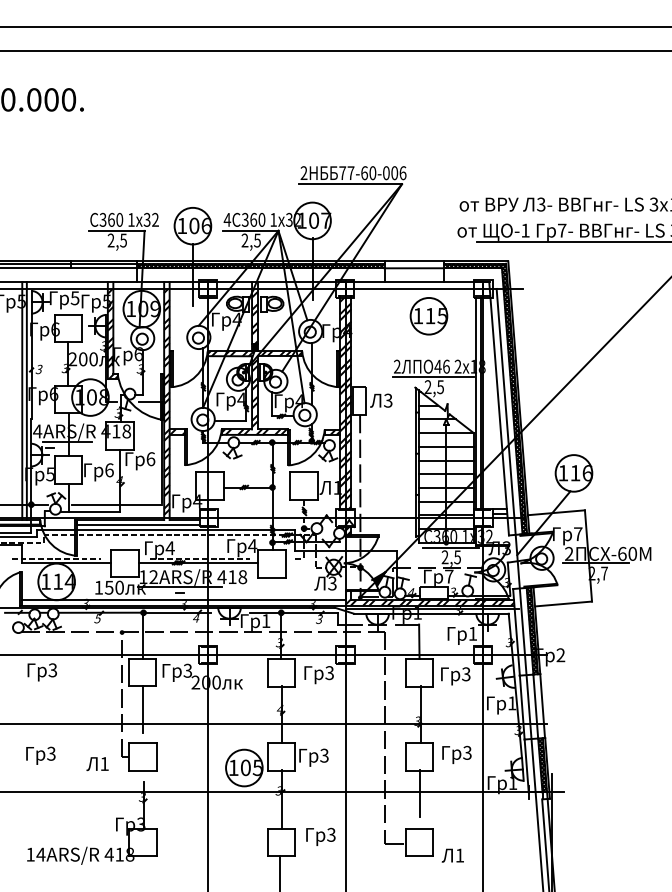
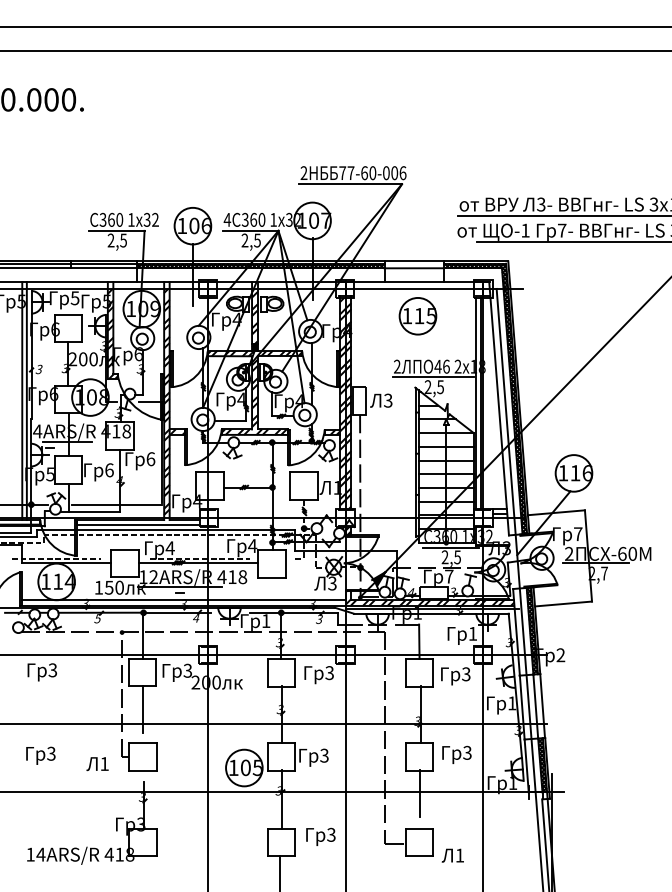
line: none -> present (563, 215)
part position: (428, 316) -> (417, 316) (417, 316)
text: 4 -> 3 (279, 709)
